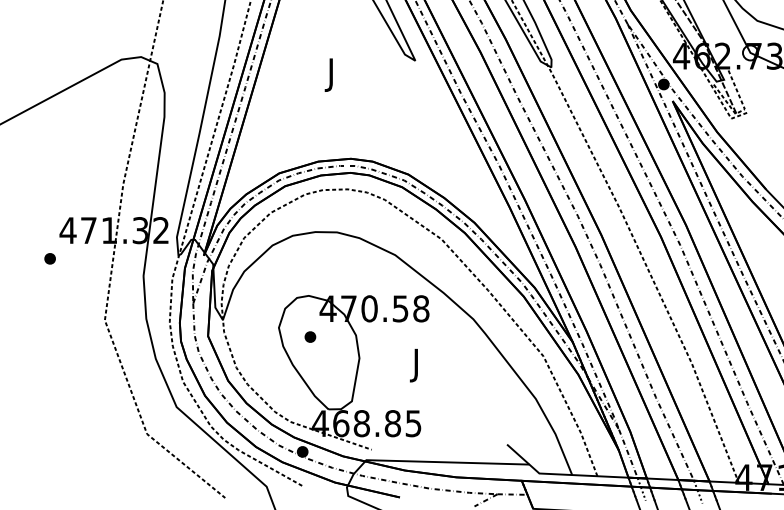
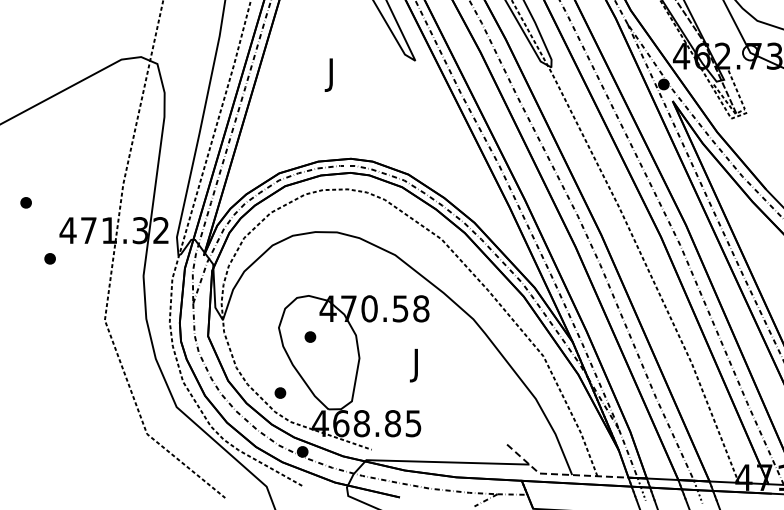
part: none -> present (25, 202)
part: none -> present (280, 392)
line: solid -> dashed (562, 474)
